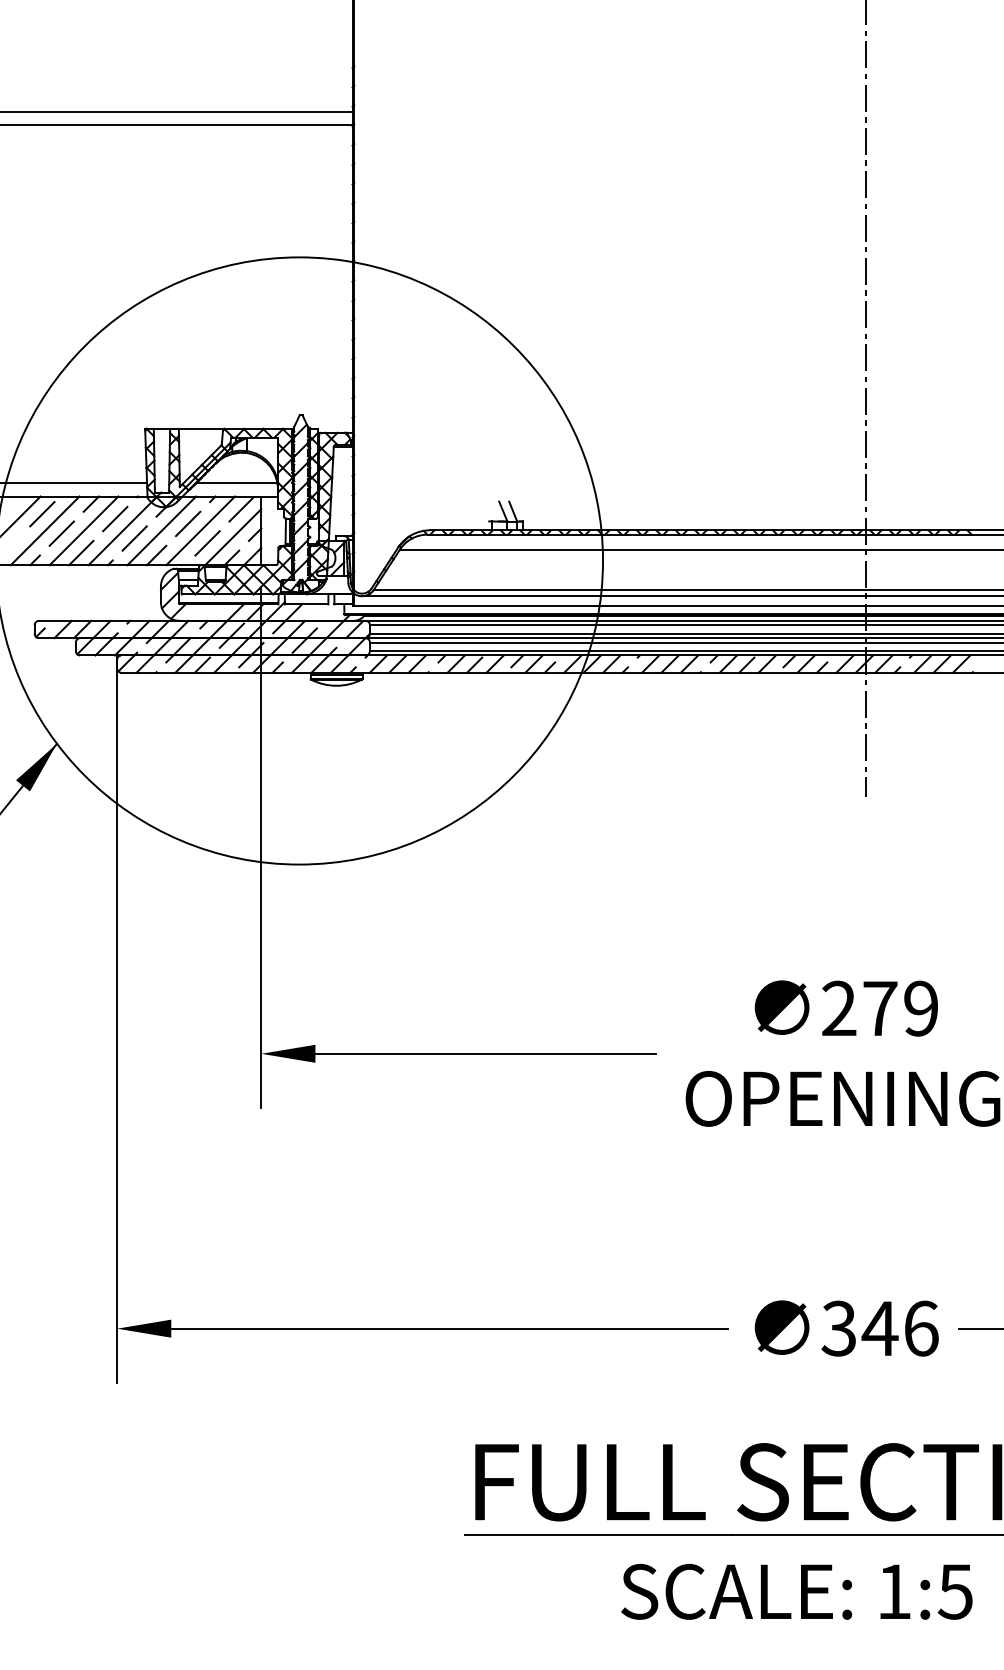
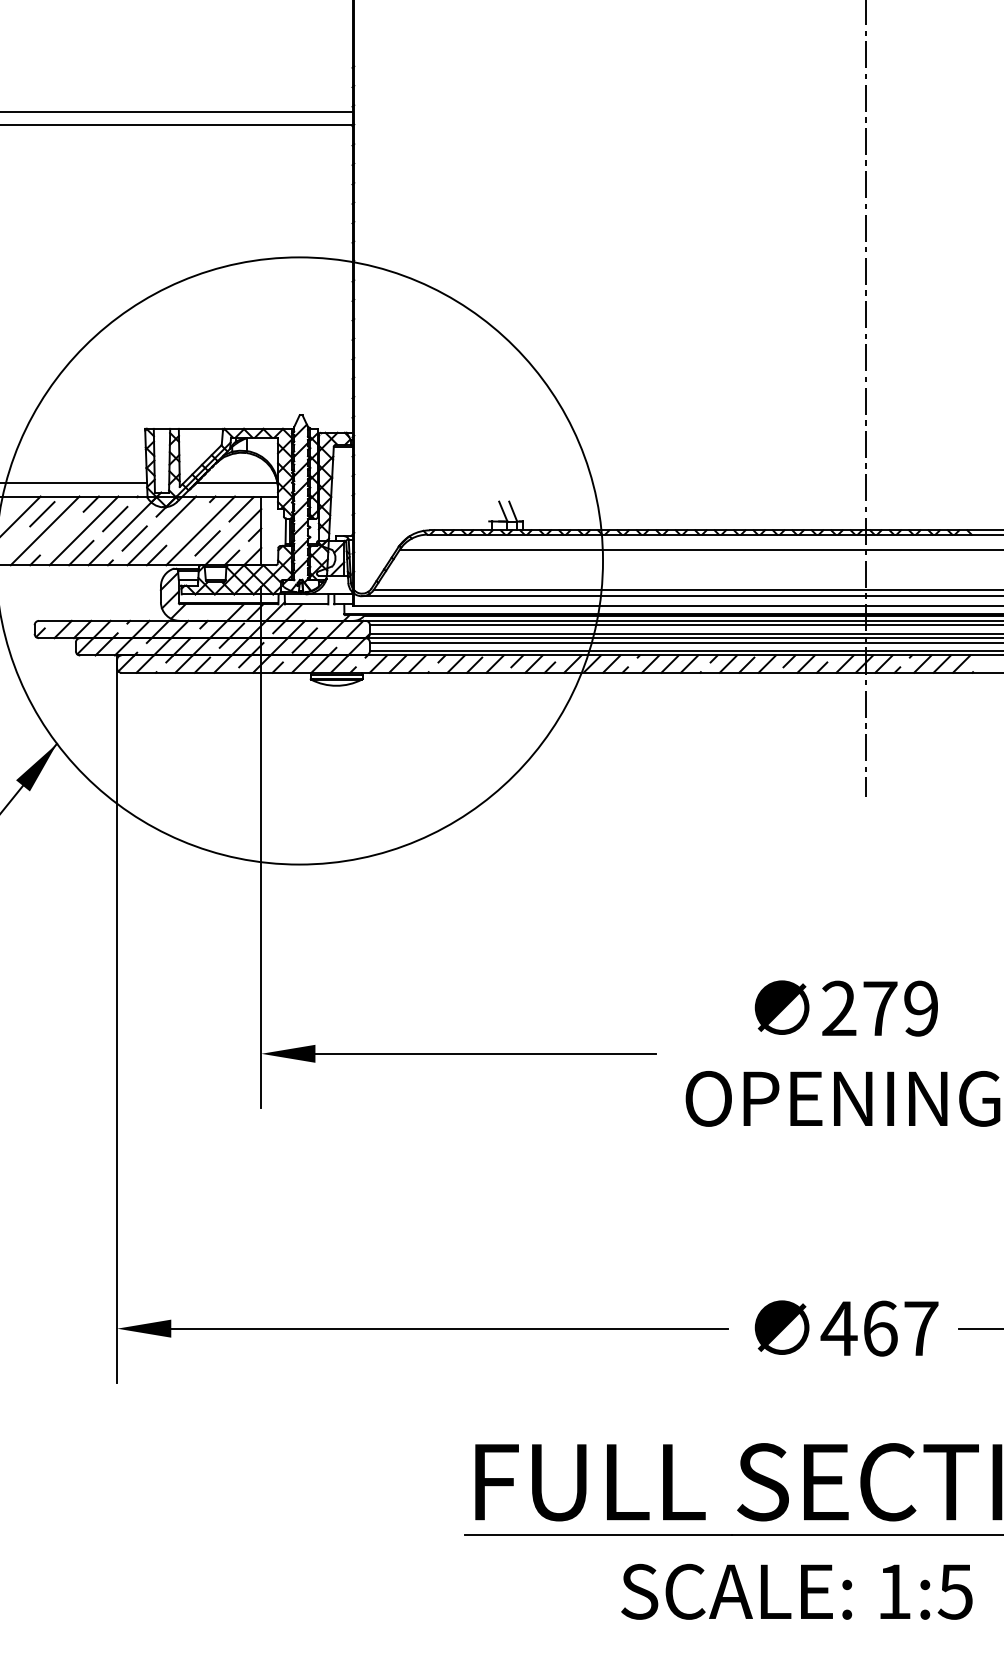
line: present -> none (188, 523)
line: present -> none (61, 533)
text: 346 -> 467 (879, 1328)
